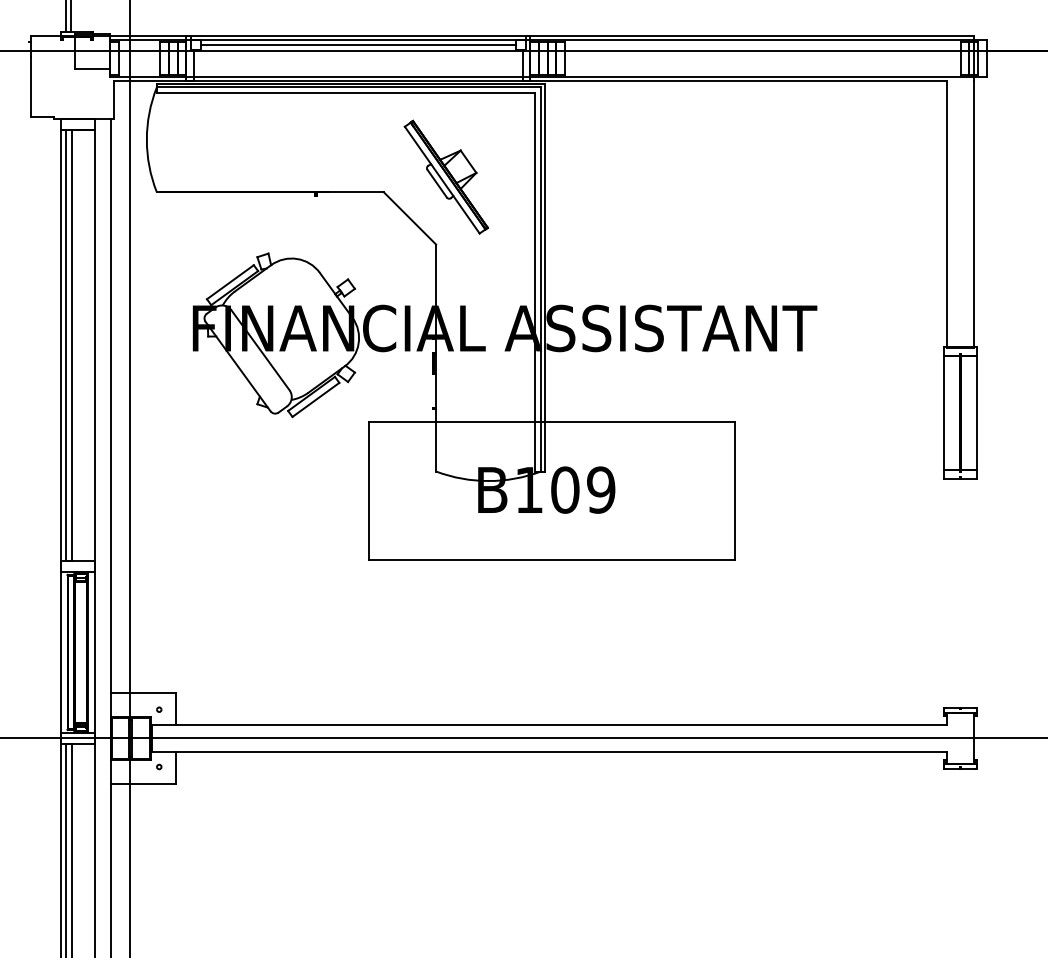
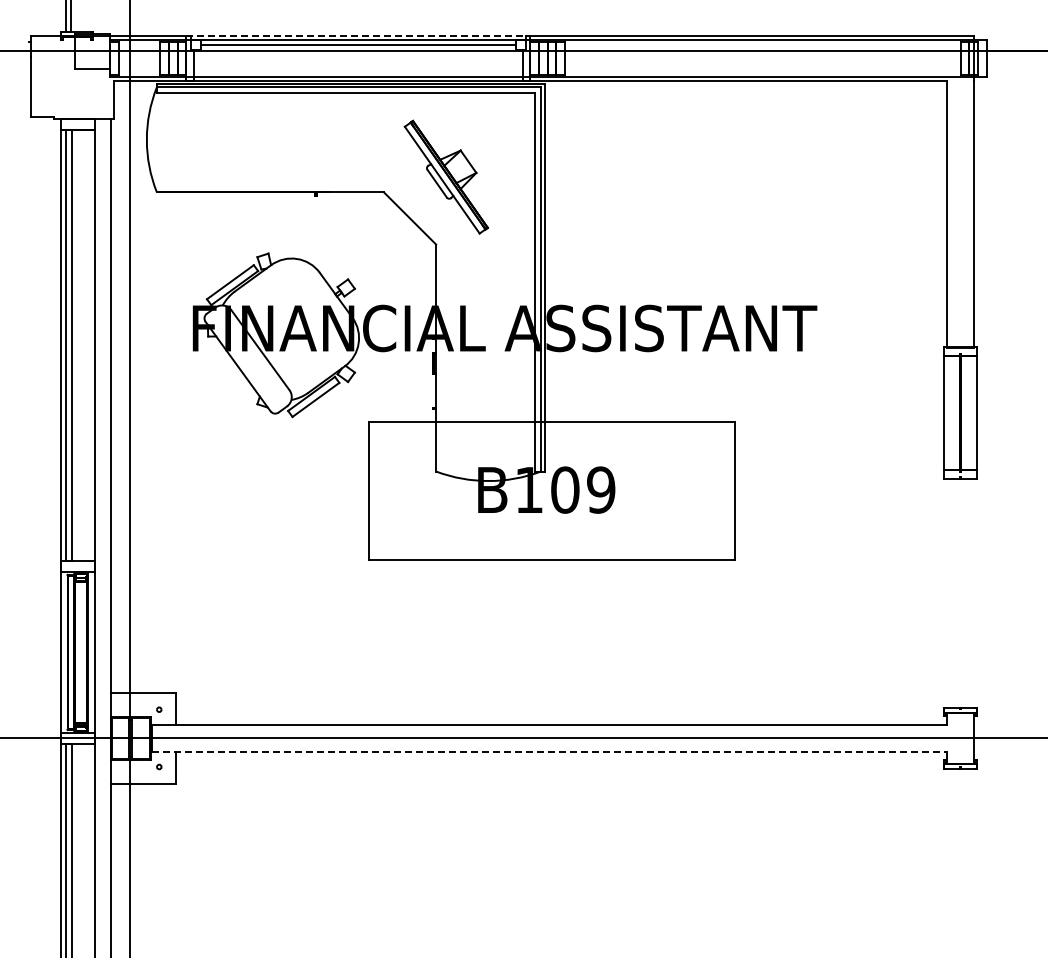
line: solid -> dashed (358, 35)
line: solid -> dashed (549, 752)
